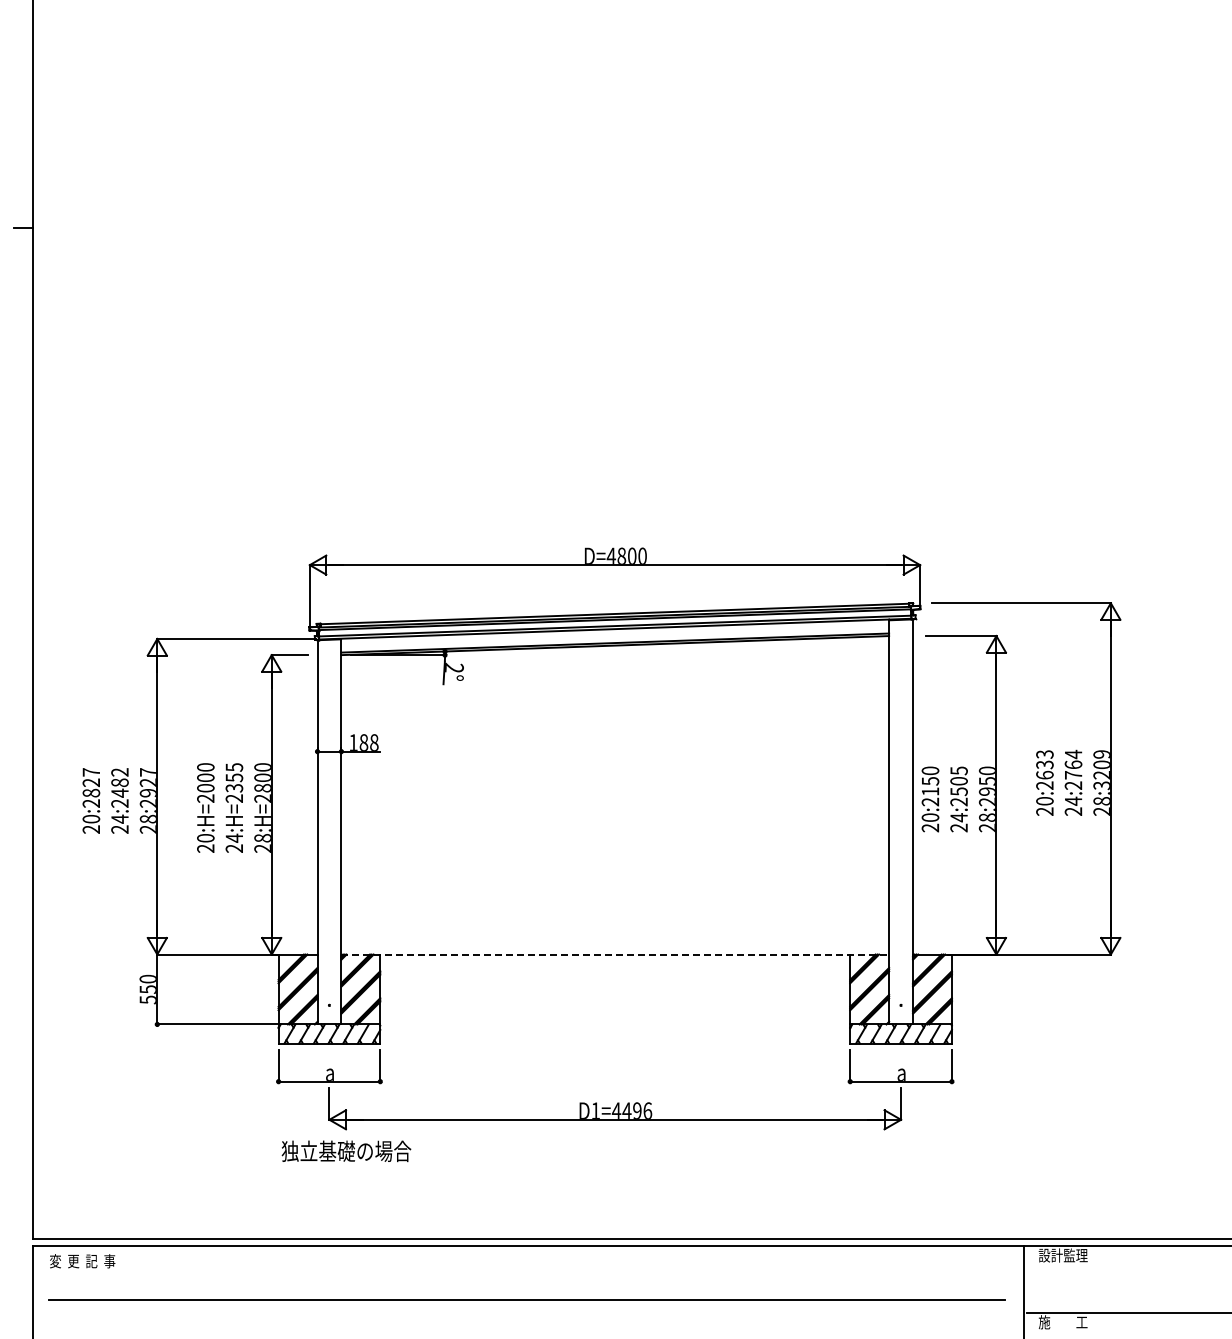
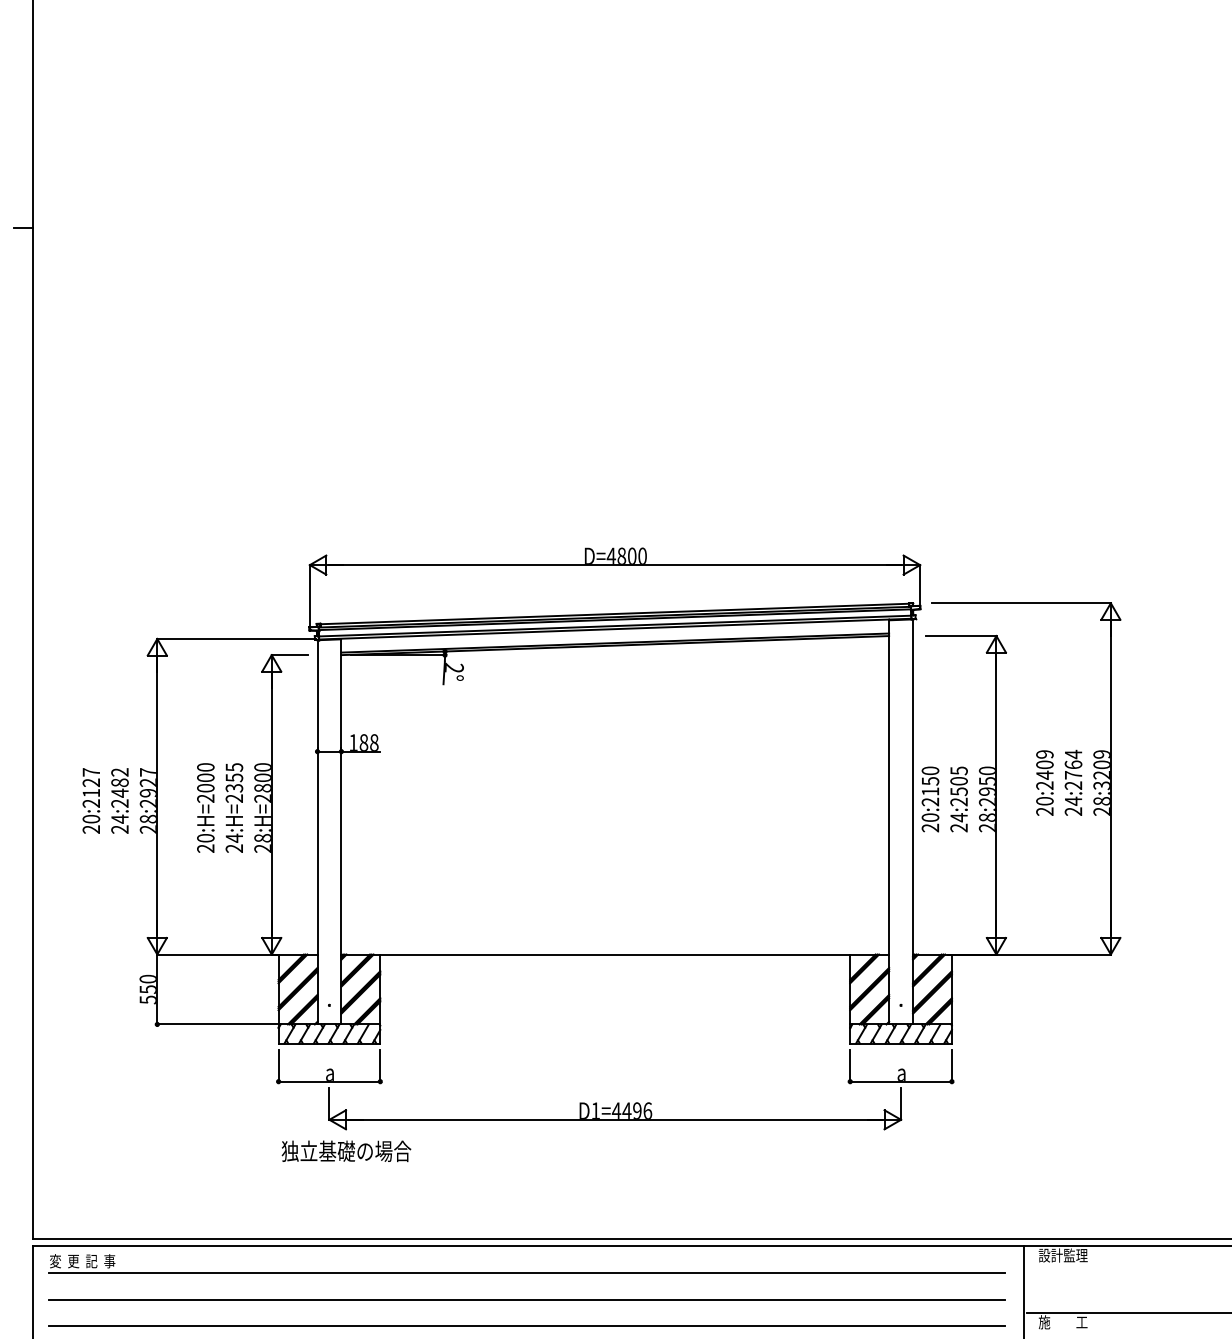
text: 20:2633 -> 20:2409 (1044, 764)
text: 20:2827 -> 20:2127 (91, 792)
line: dashed -> solid (615, 954)
line: none -> present (526, 1272)
line: none -> present (526, 1326)
